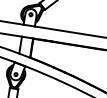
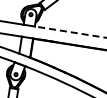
line: solid -> dashed (70, 32)
